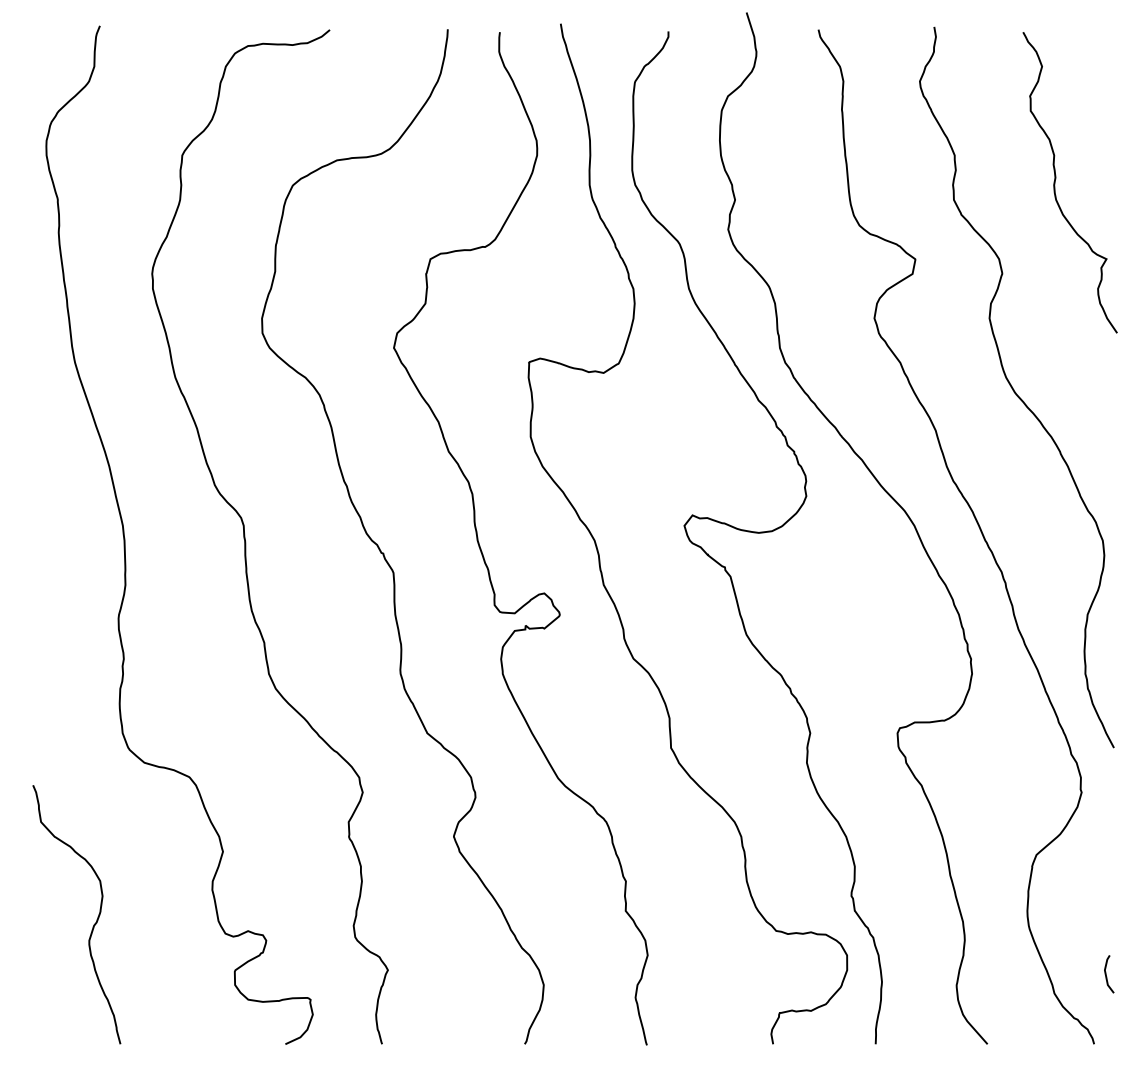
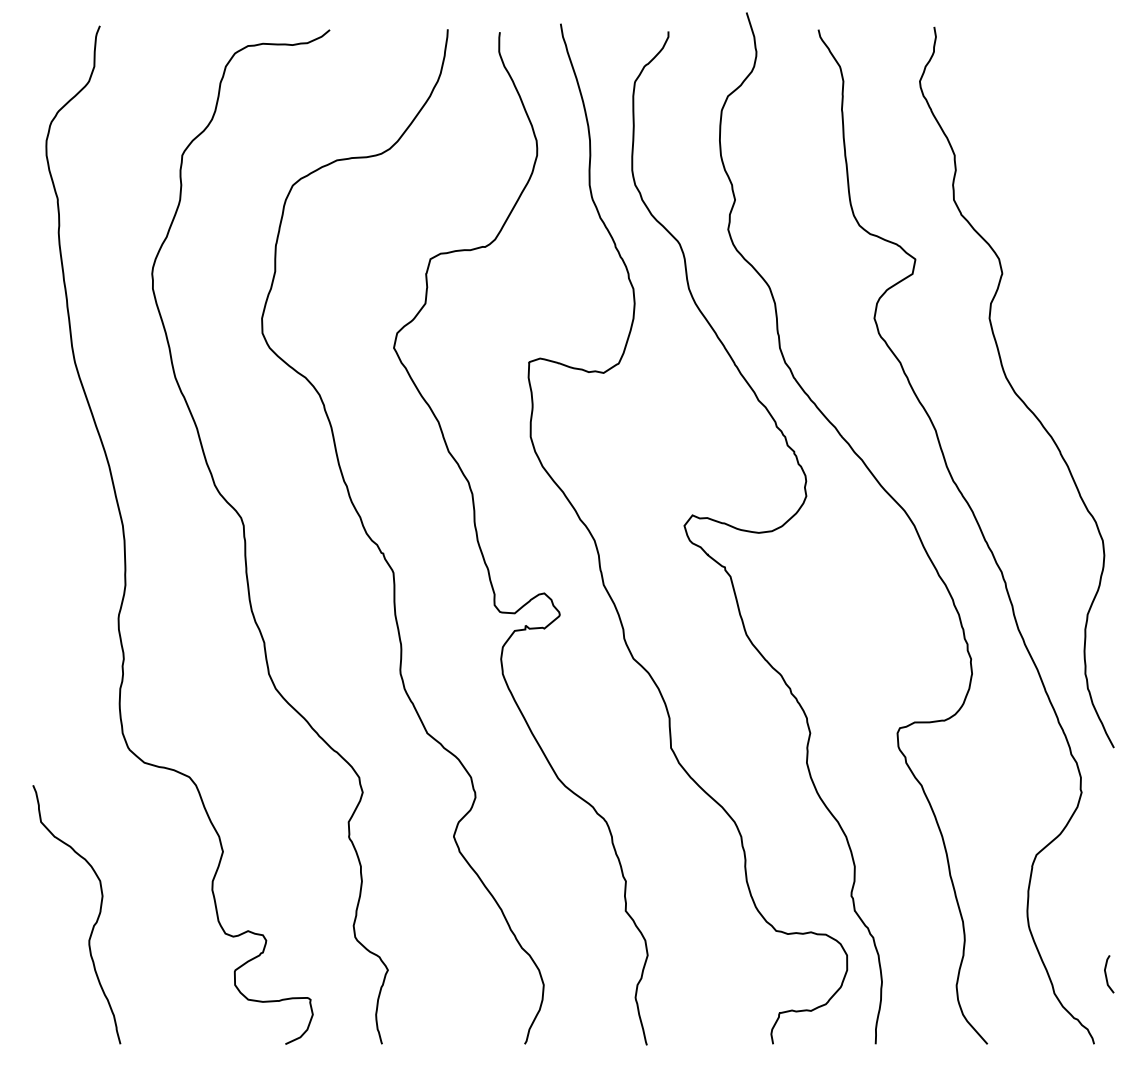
curve: present -> none (1056, 179)
